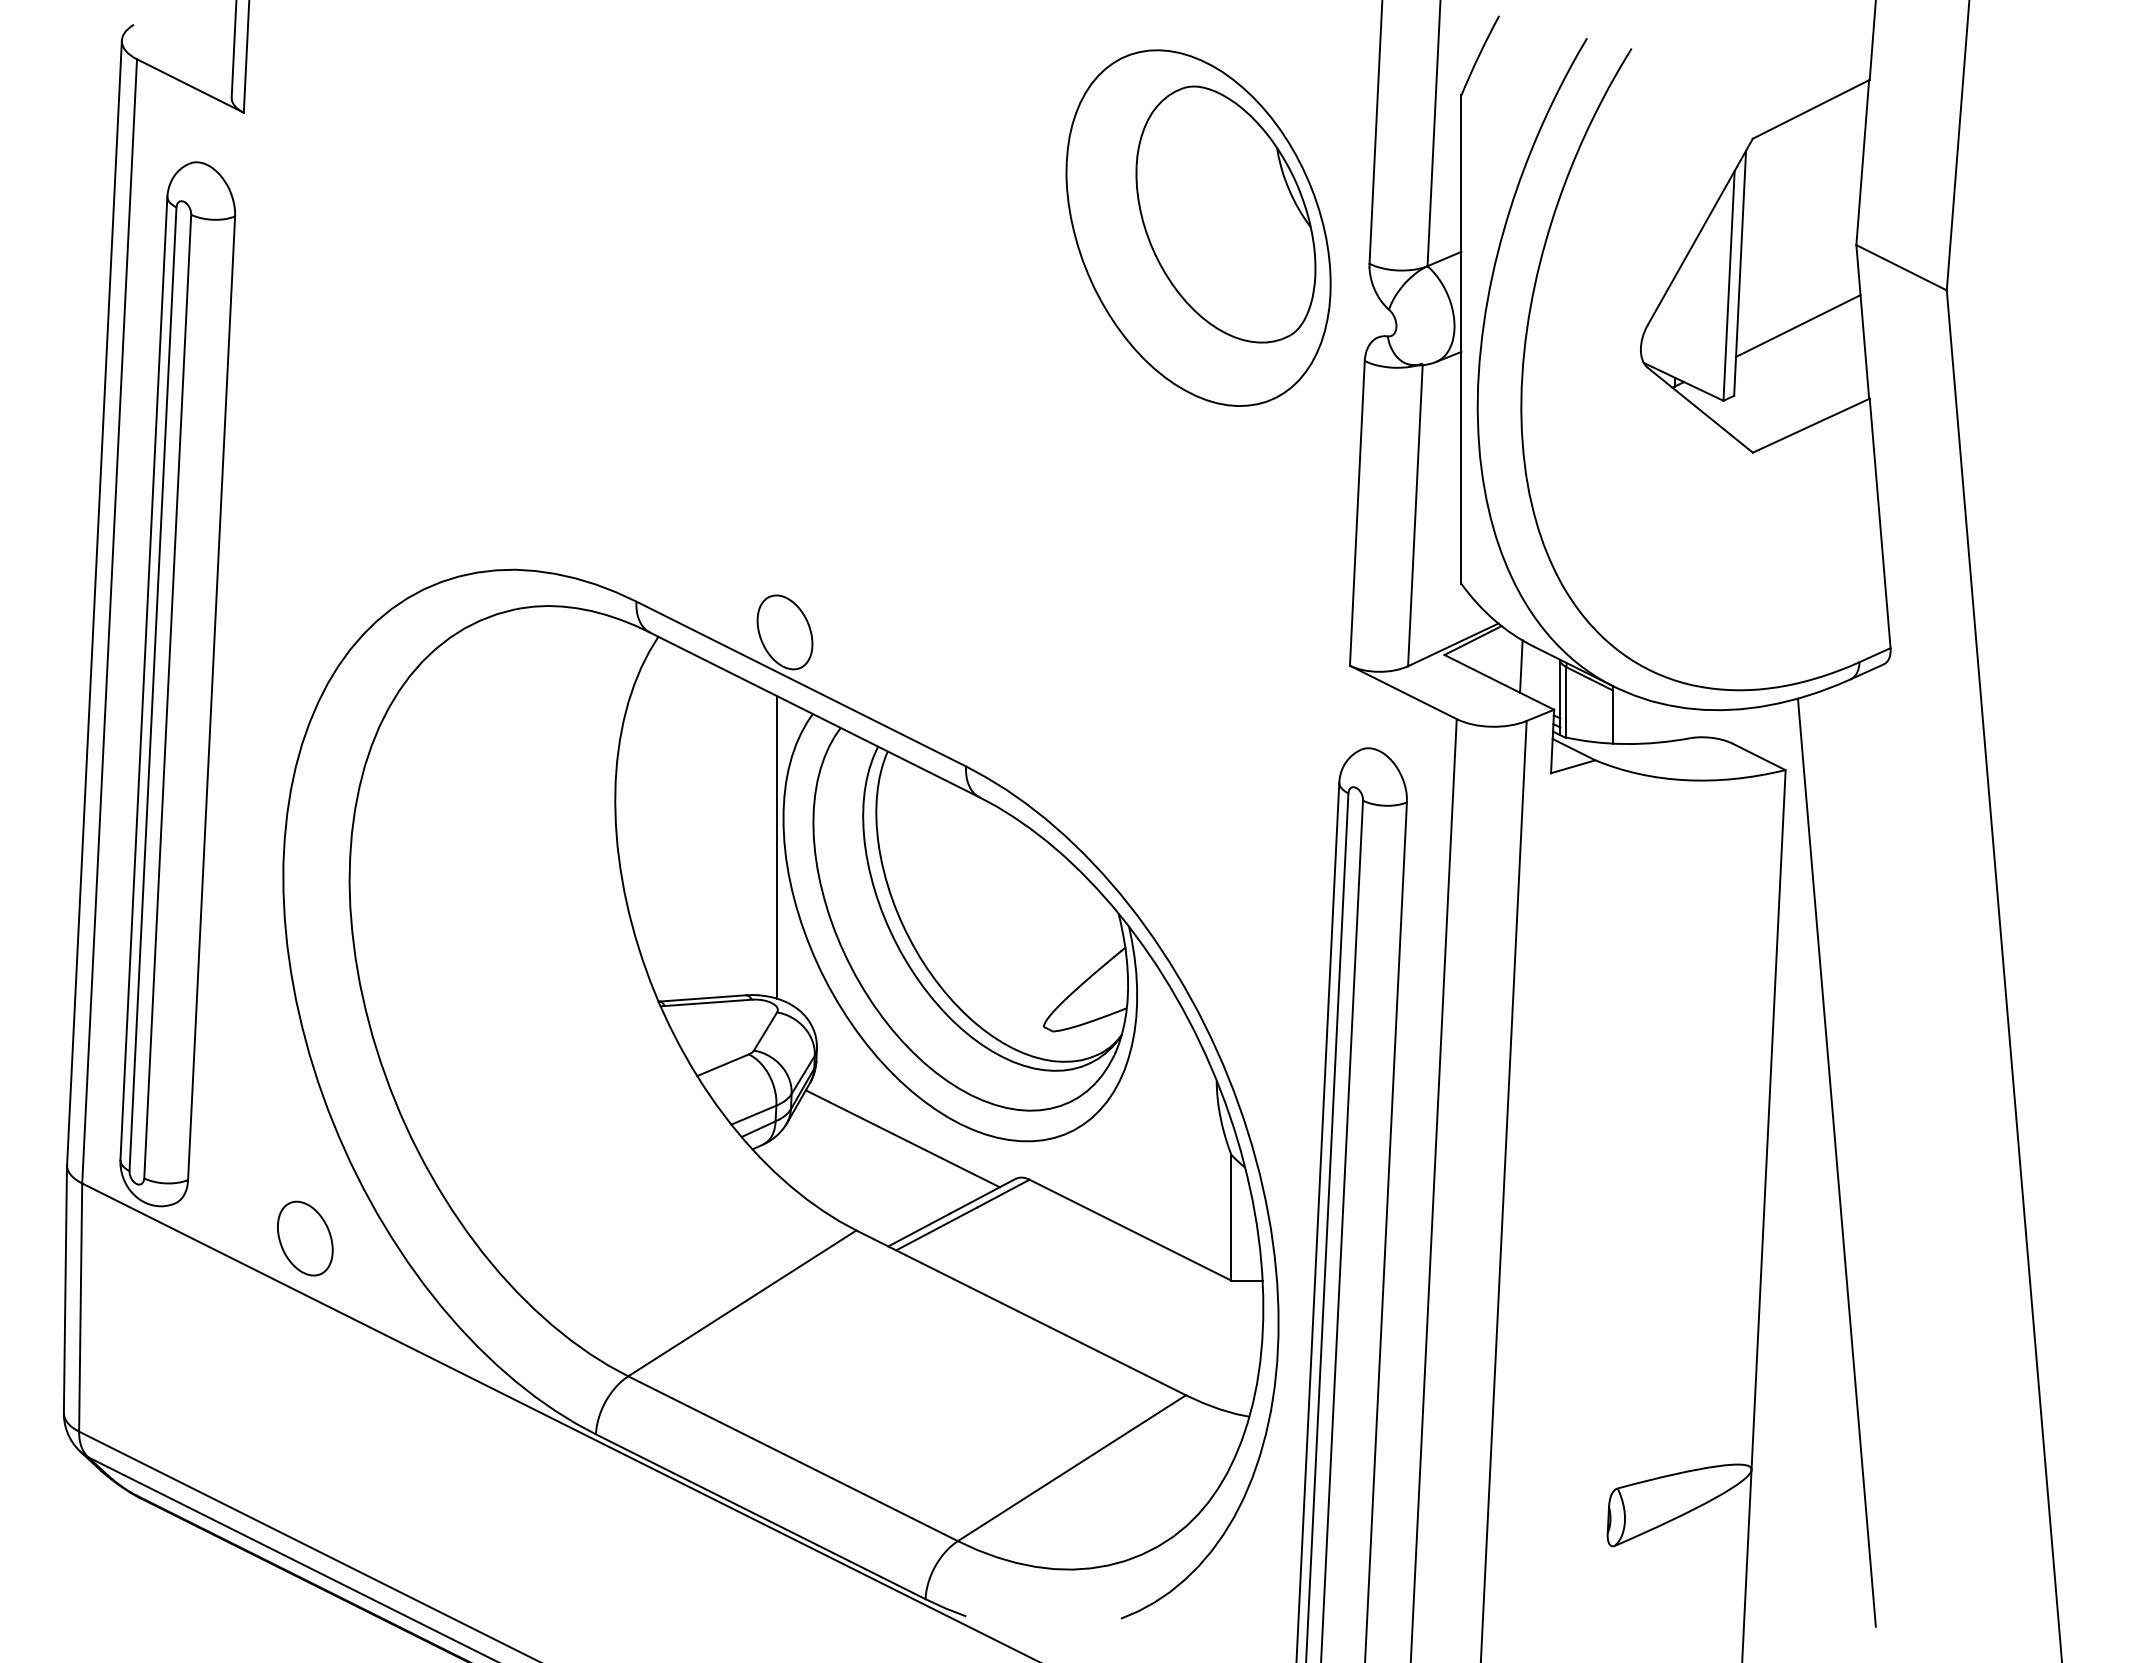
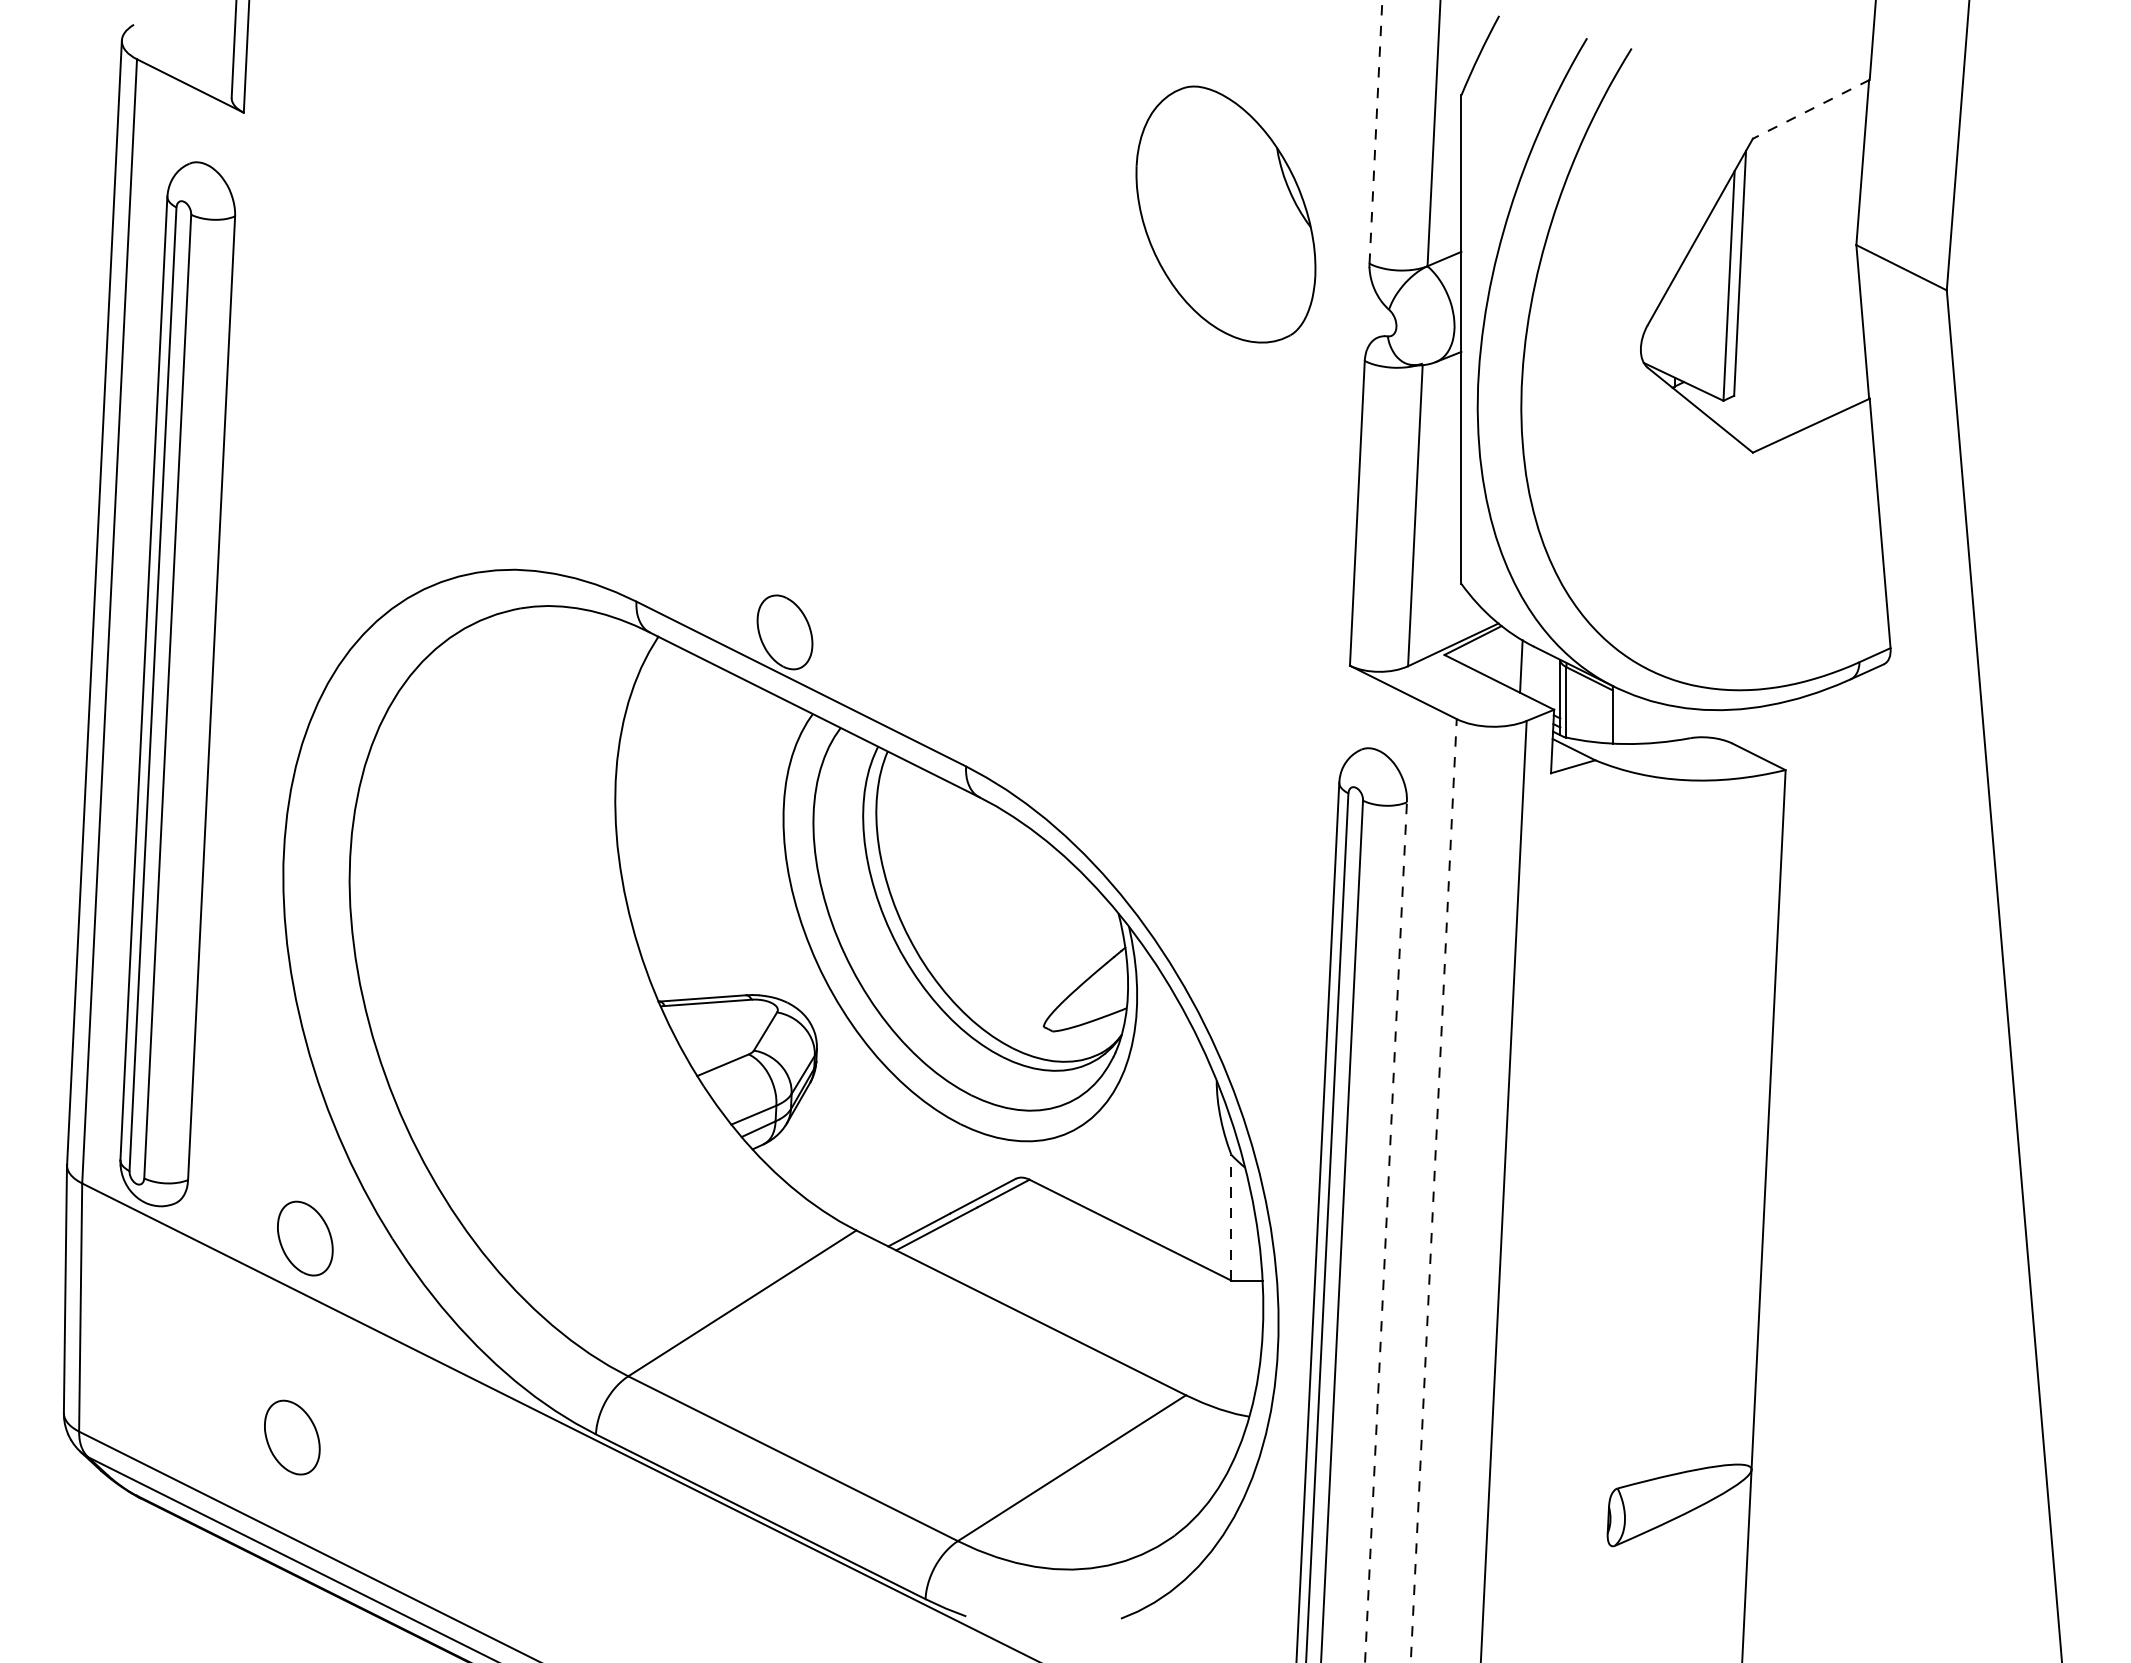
line: solid -> dashed (1810, 109)
line: solid -> dashed (1375, 131)
part: present -> none (1198, 227)
line: present -> none (1798, 325)
line: present -> none (777, 847)
line: present -> none (902, 1138)
line: present -> none (1836, 1162)
line: solid -> dashed (1433, 1190)
line: solid -> dashed (1231, 1217)
line: solid -> dashed (1386, 1231)
part: none -> present (292, 1437)
